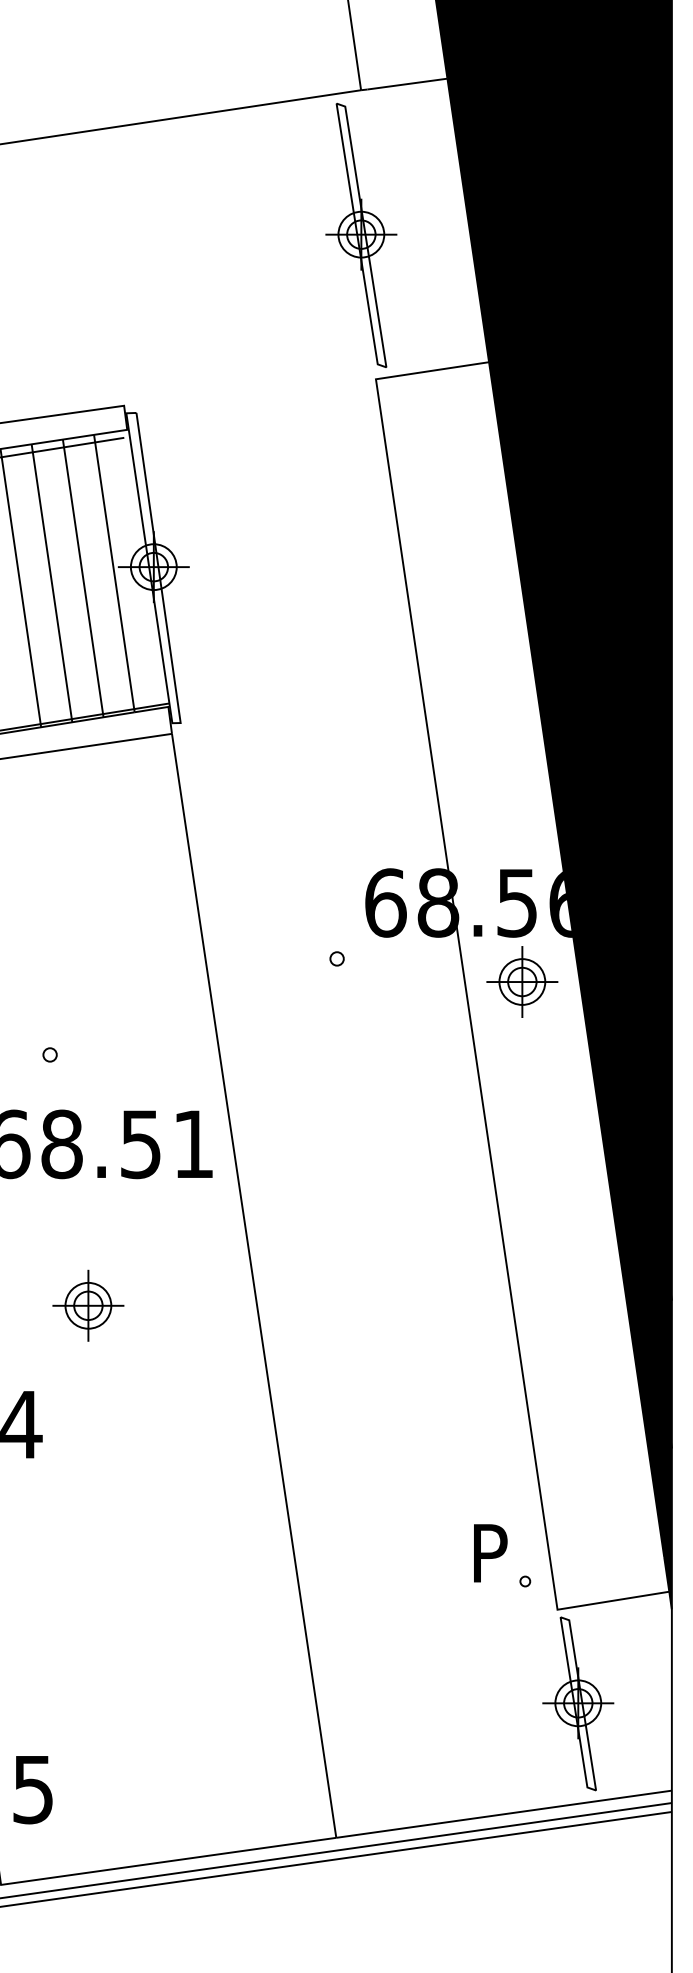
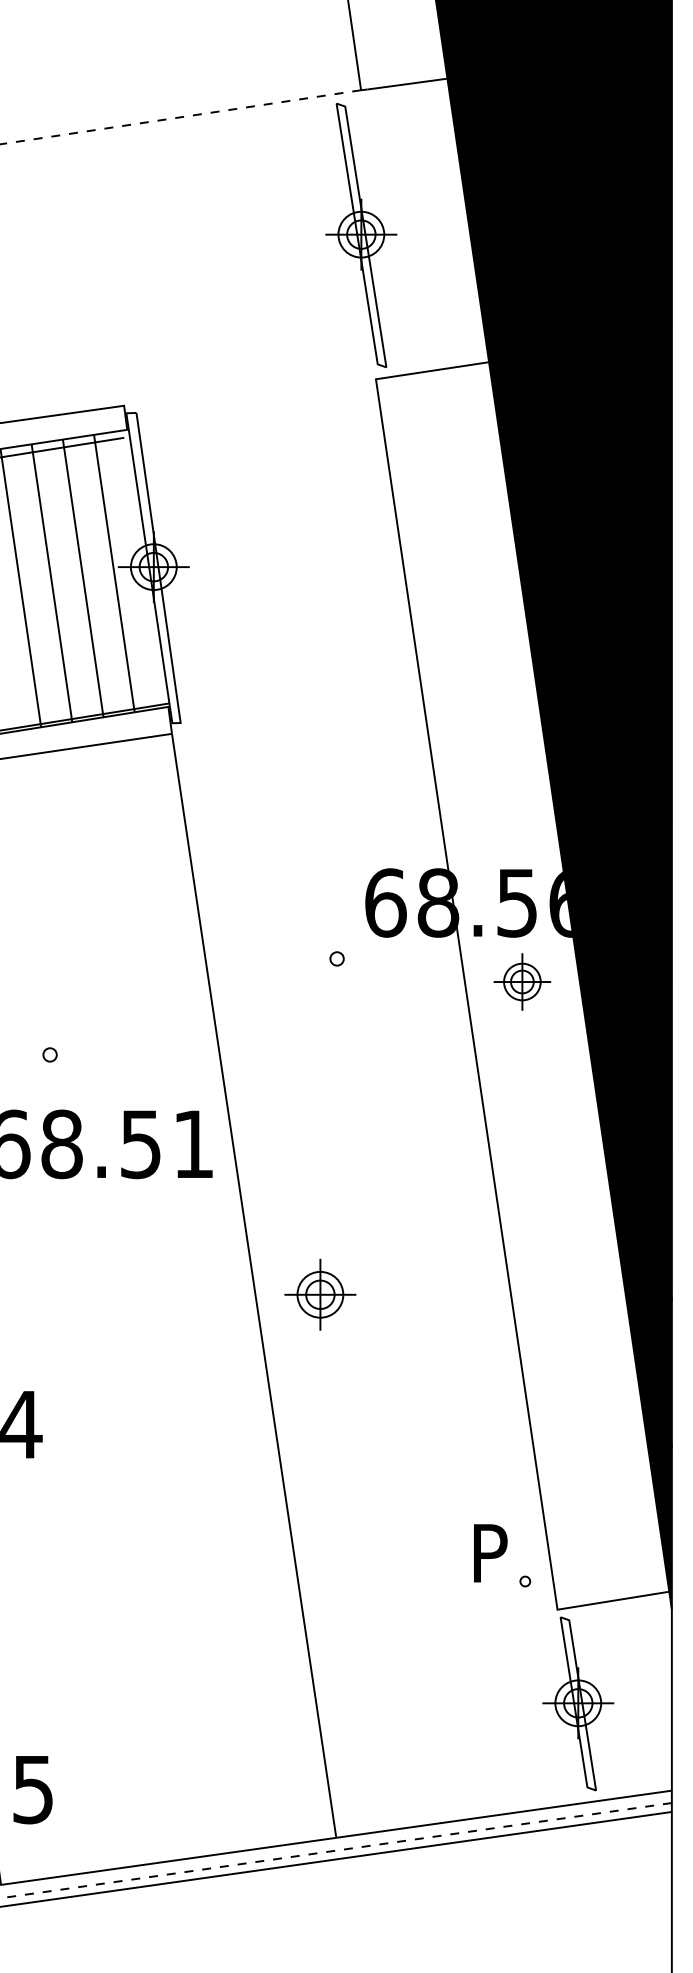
line: solid -> dashed (180, 117)
part size: 73x72 px -> 59x58 px (522, 981)
part position: (88, 1305) -> (320, 1294) (320, 1294)
line: solid -> dashed (336, 1850)
